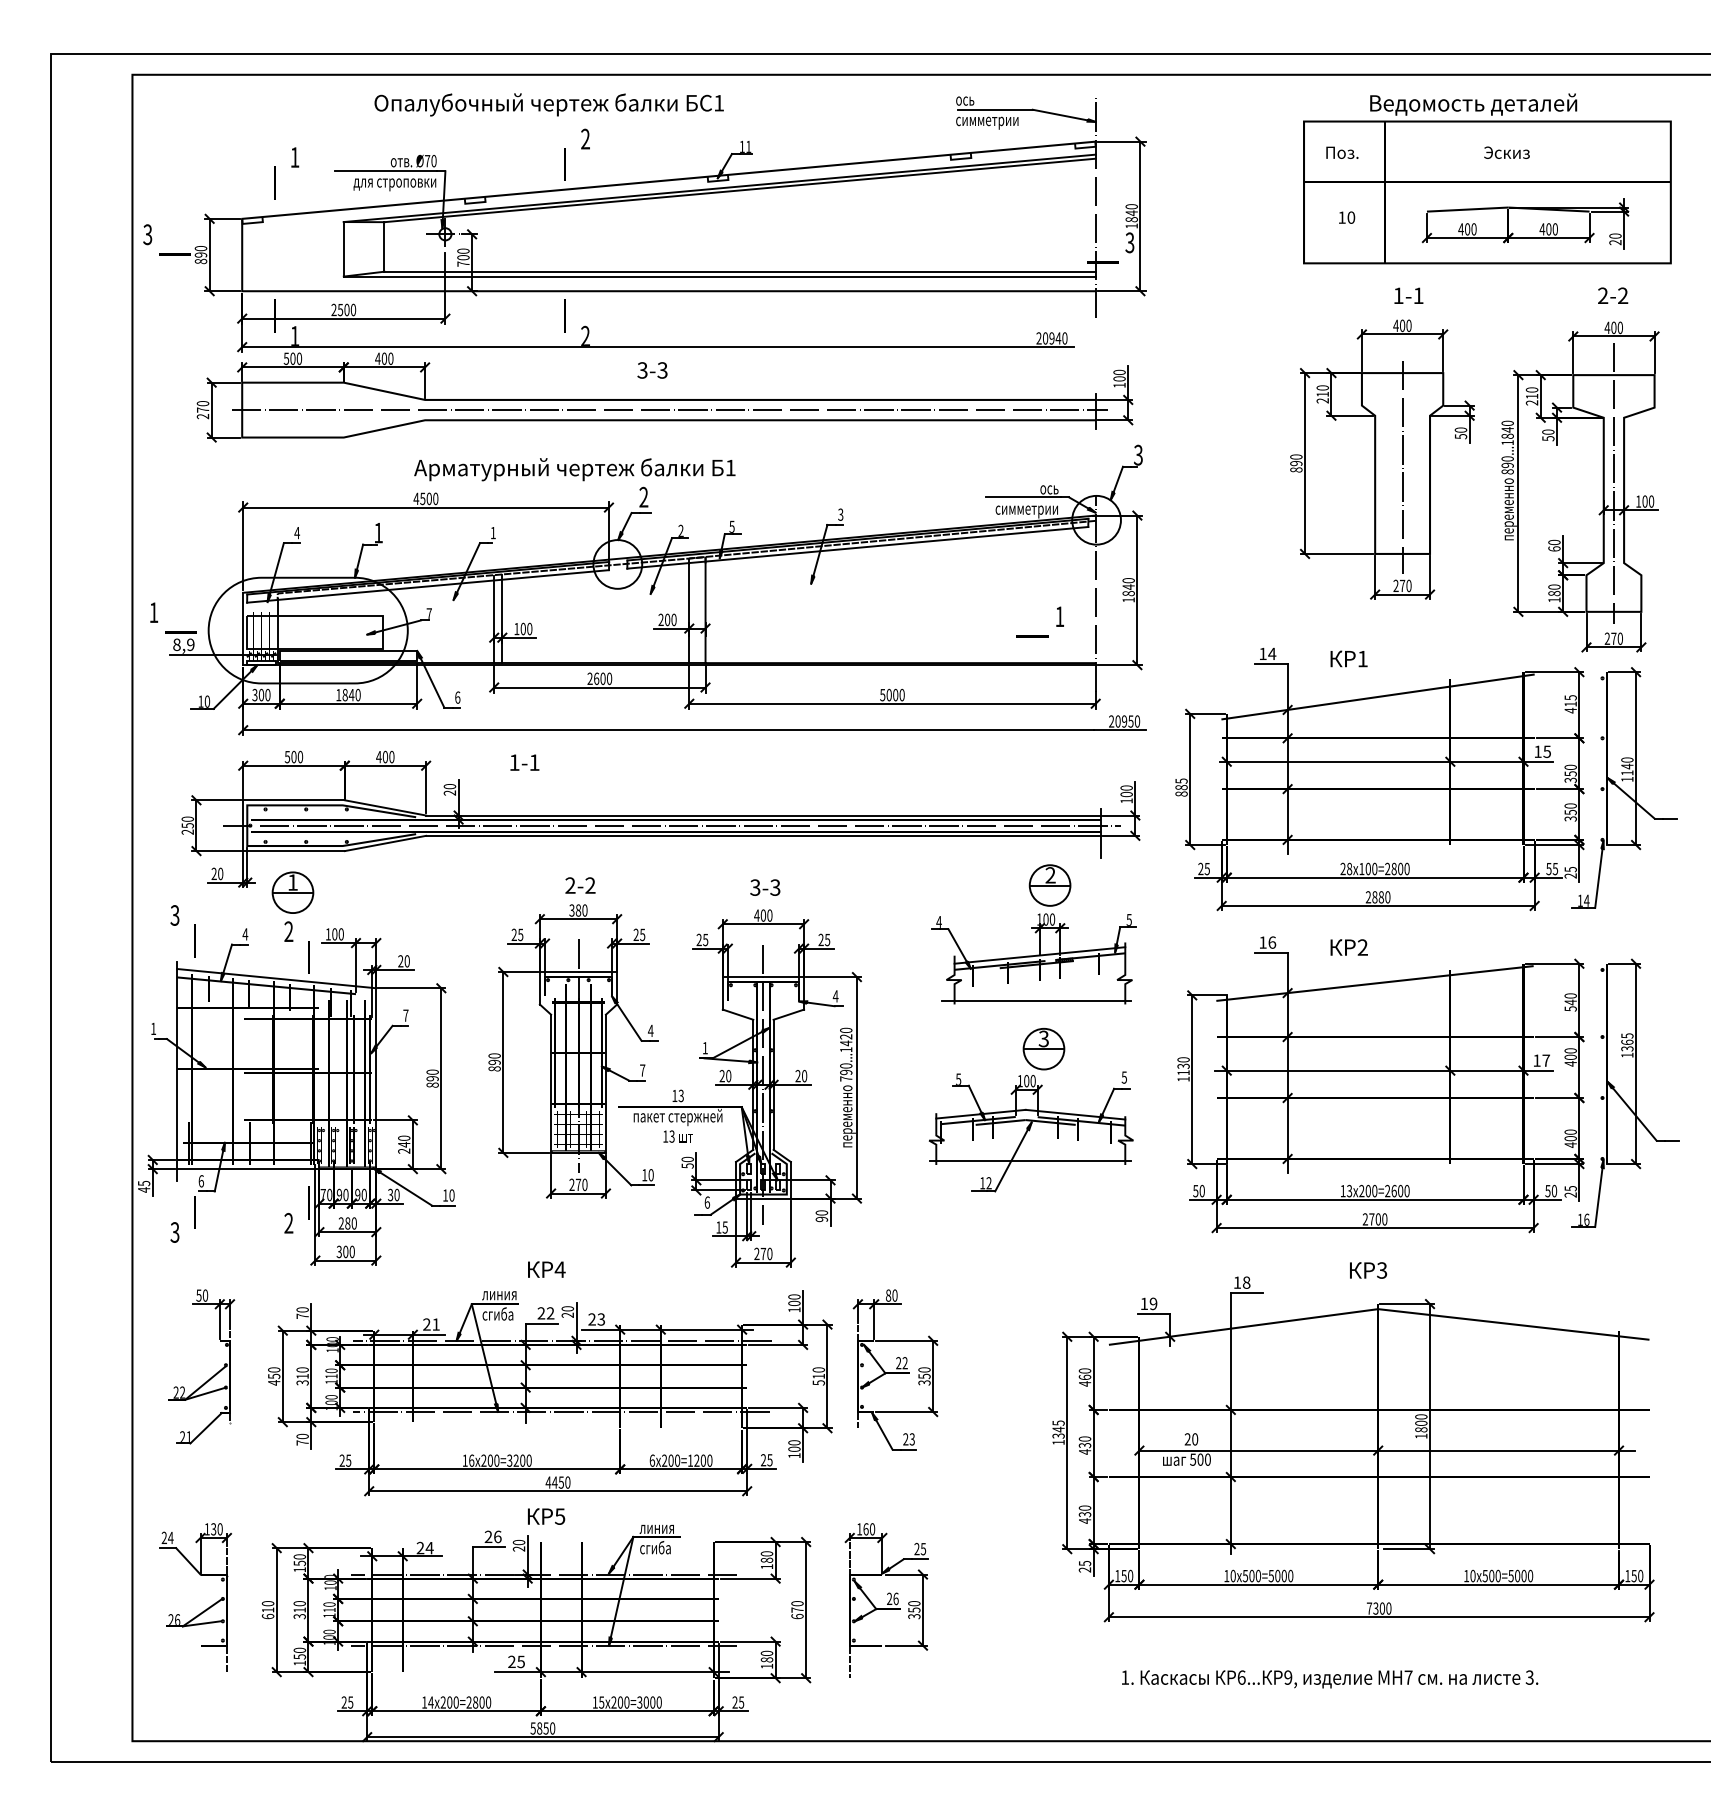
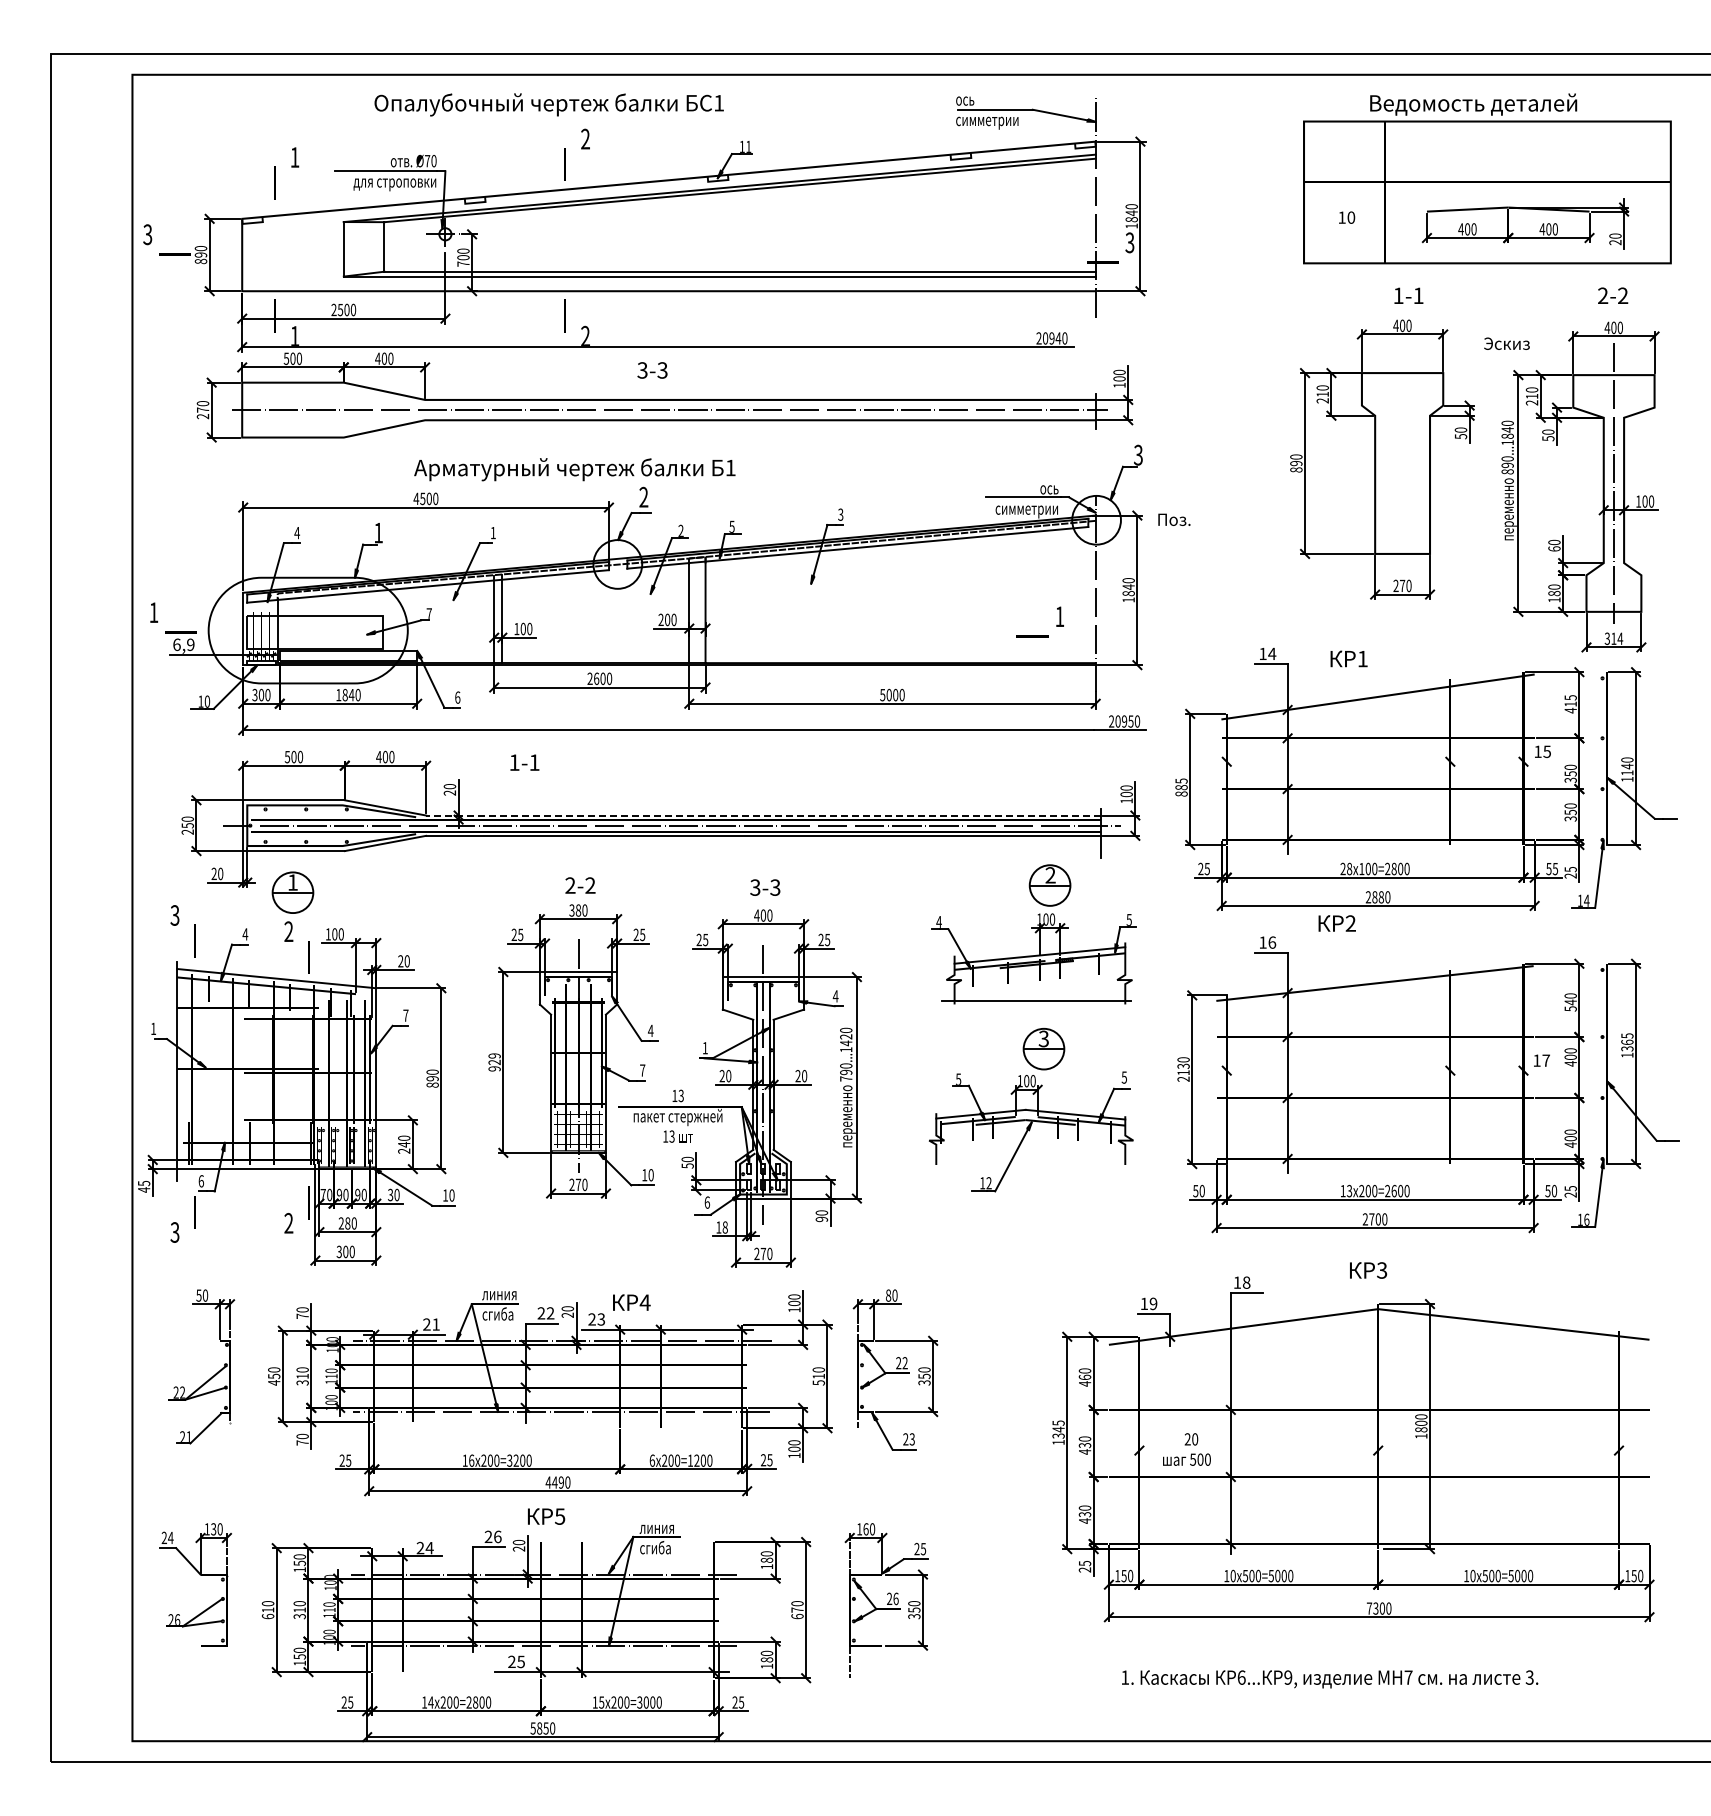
text position: (1342, 152) -> (1174, 519) (1174, 519)
text position: (1506, 152) -> (1506, 343) (1506, 343)
line: present -> none (1402, 467)
text: 270 -> 314 (1613, 638)
text: 8,9 -> 6,9 (176, 644)
line: present -> none (1386, 761)
line: solid -> dashed (762, 815)
text position: (1348, 947) -> (1336, 923) (1336, 923)
text: 890 -> 929 (494, 1062)
line: present -> none (1383, 1070)
text: 1130 -> 2130 (1183, 1078)
line: present -> none (1030, 1160)
text: 15 -> 18 (724, 1227)
text position: (546, 1269) -> (631, 1302) (631, 1302)
line: present -> none (1387, 1450)
text: 4450 -> 4490 (560, 1482)
line: present -> none (226, 1659)
